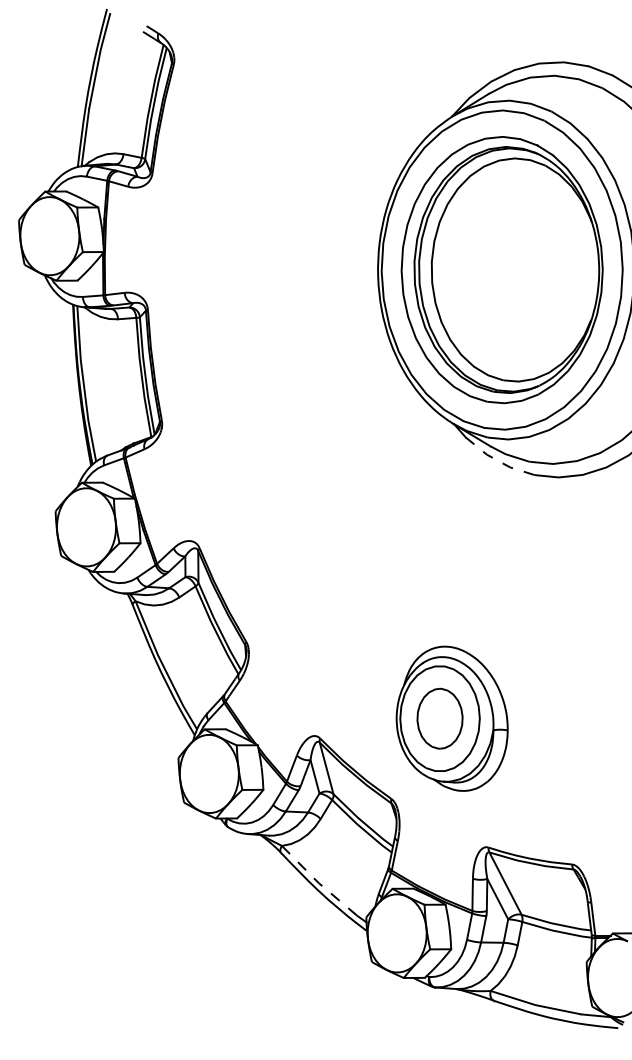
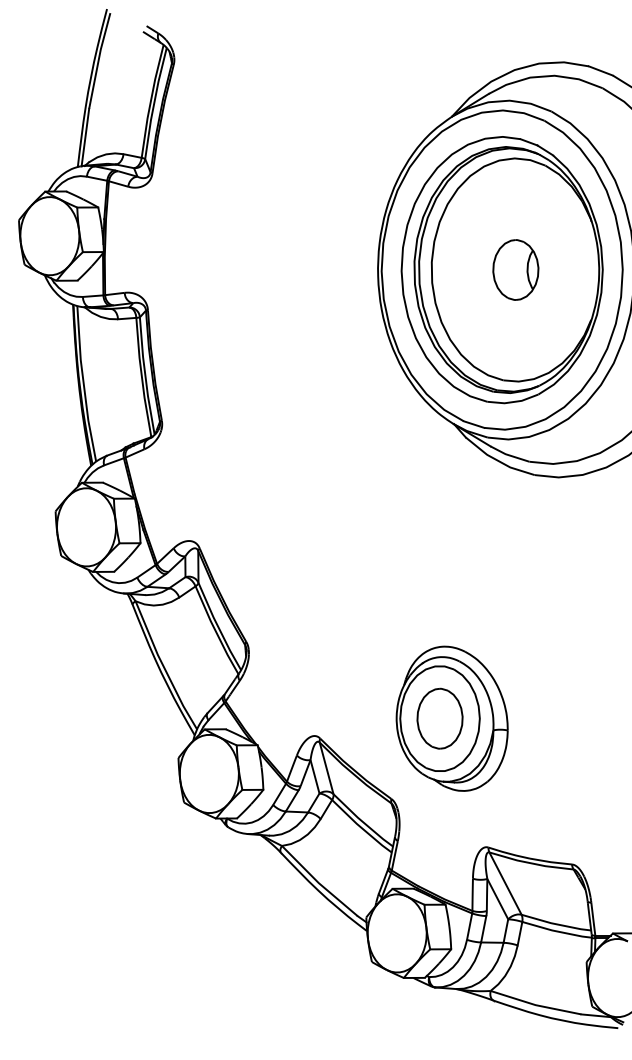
part: none -> present (515, 269)
line: dashed -> solid (497, 460)
line: dashed -> solid (318, 883)
